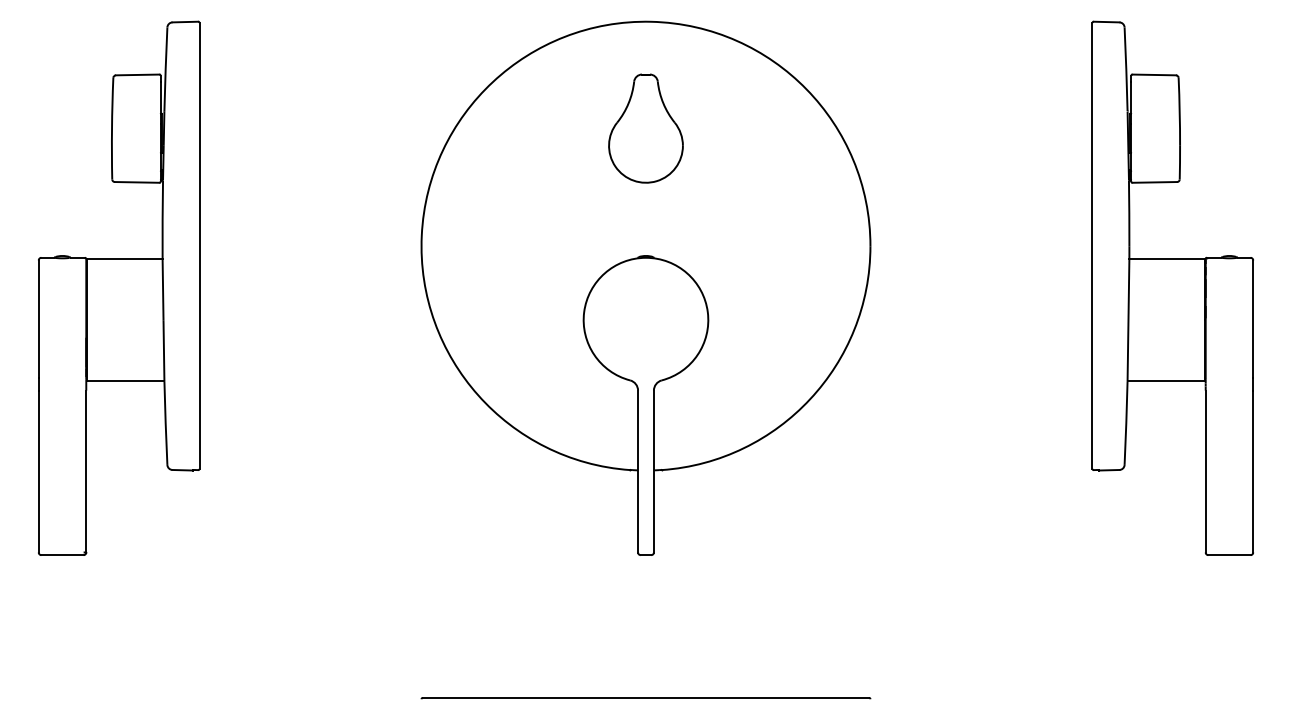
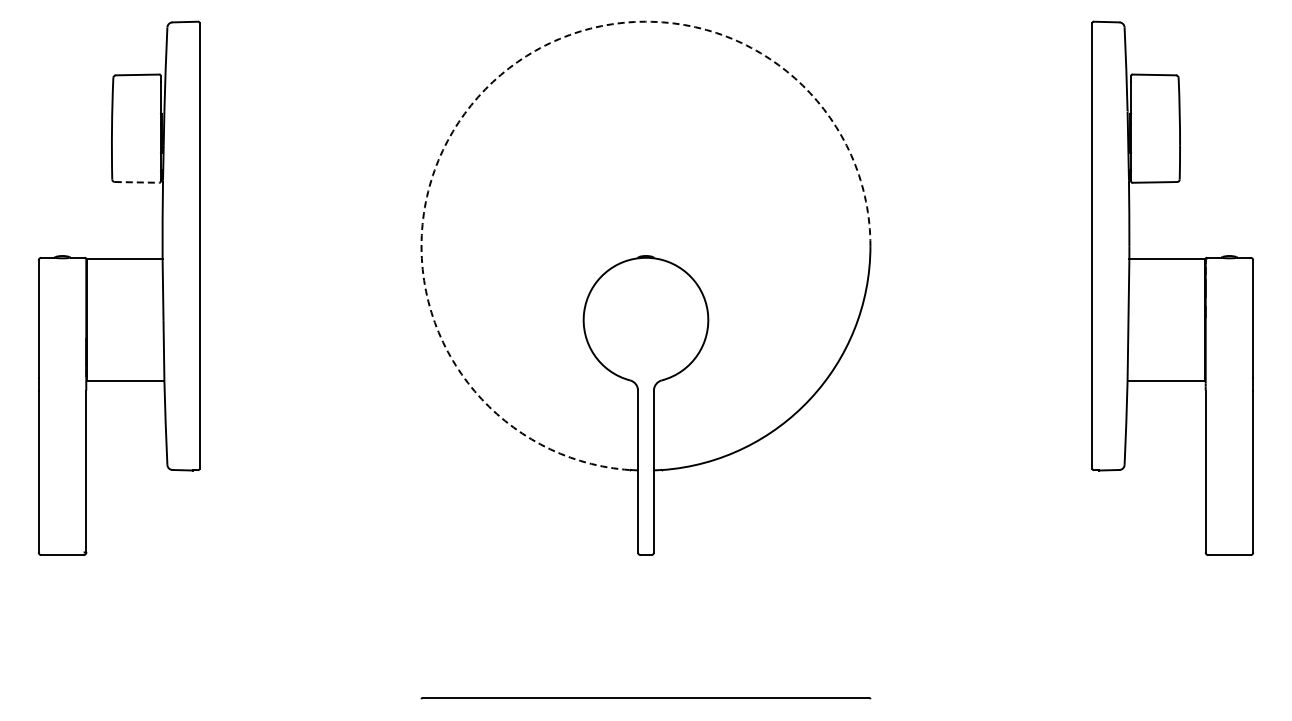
arc: solid -> dashed (492, 82)
part: present -> none (645, 128)
line: solid -> dashed (137, 182)
